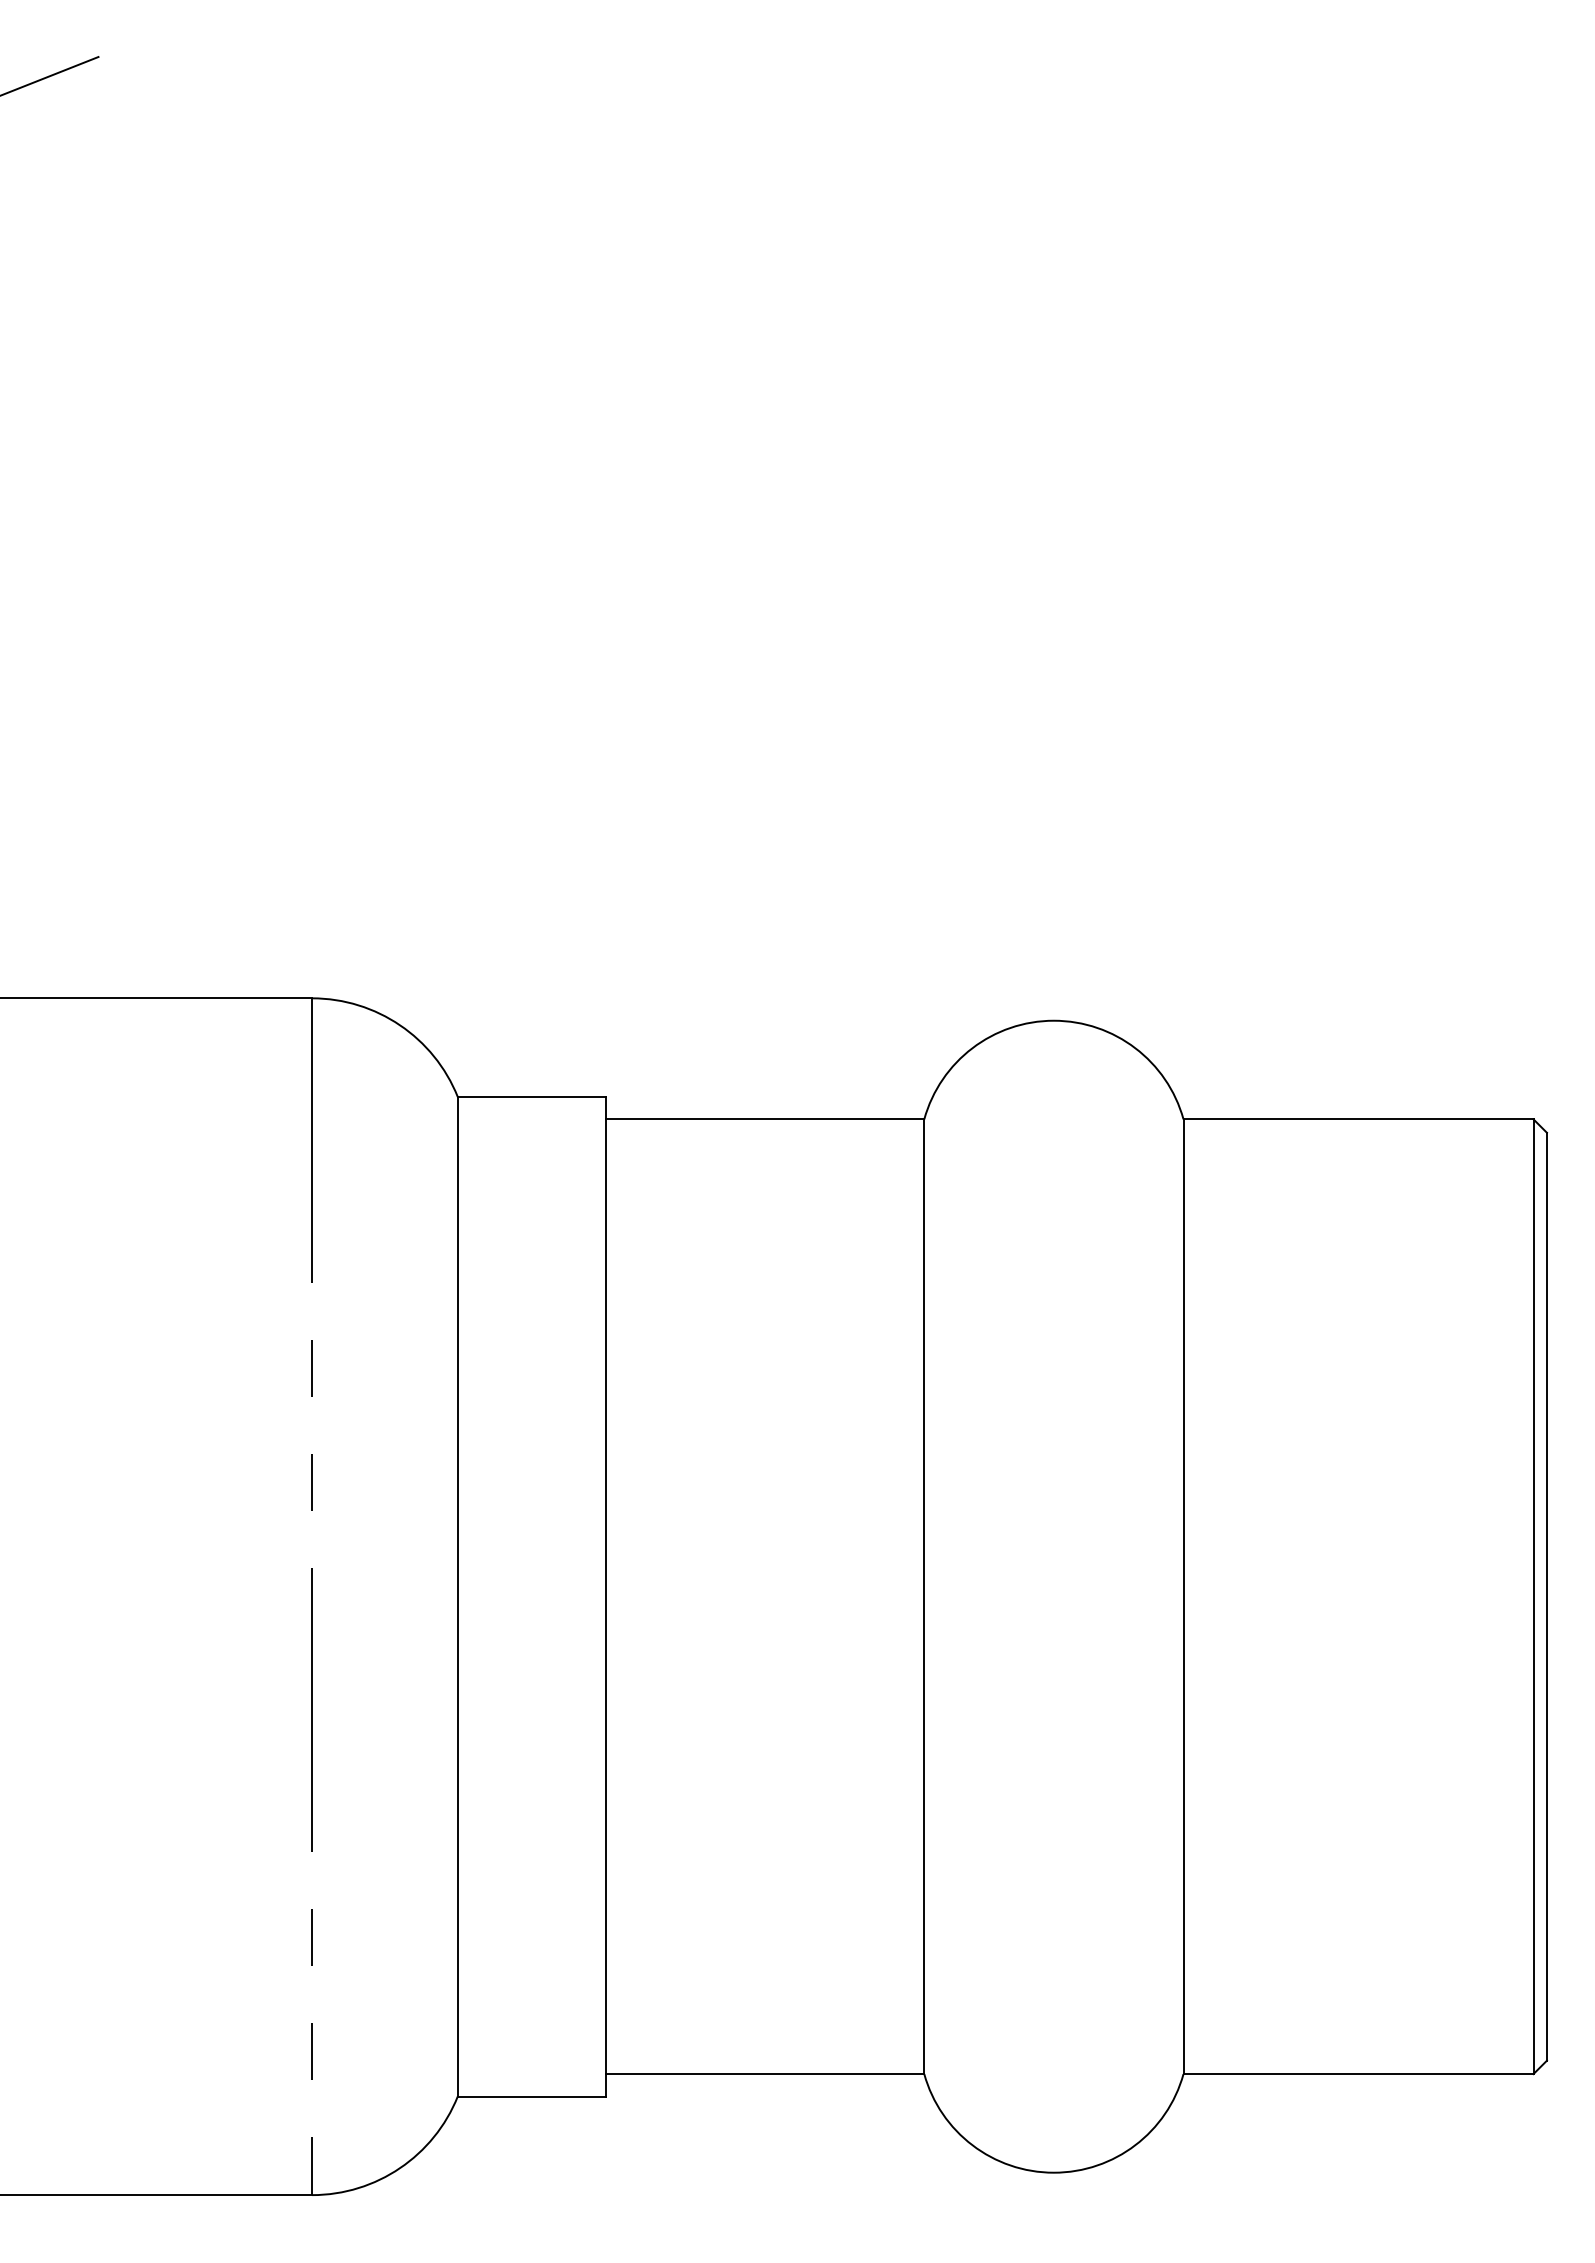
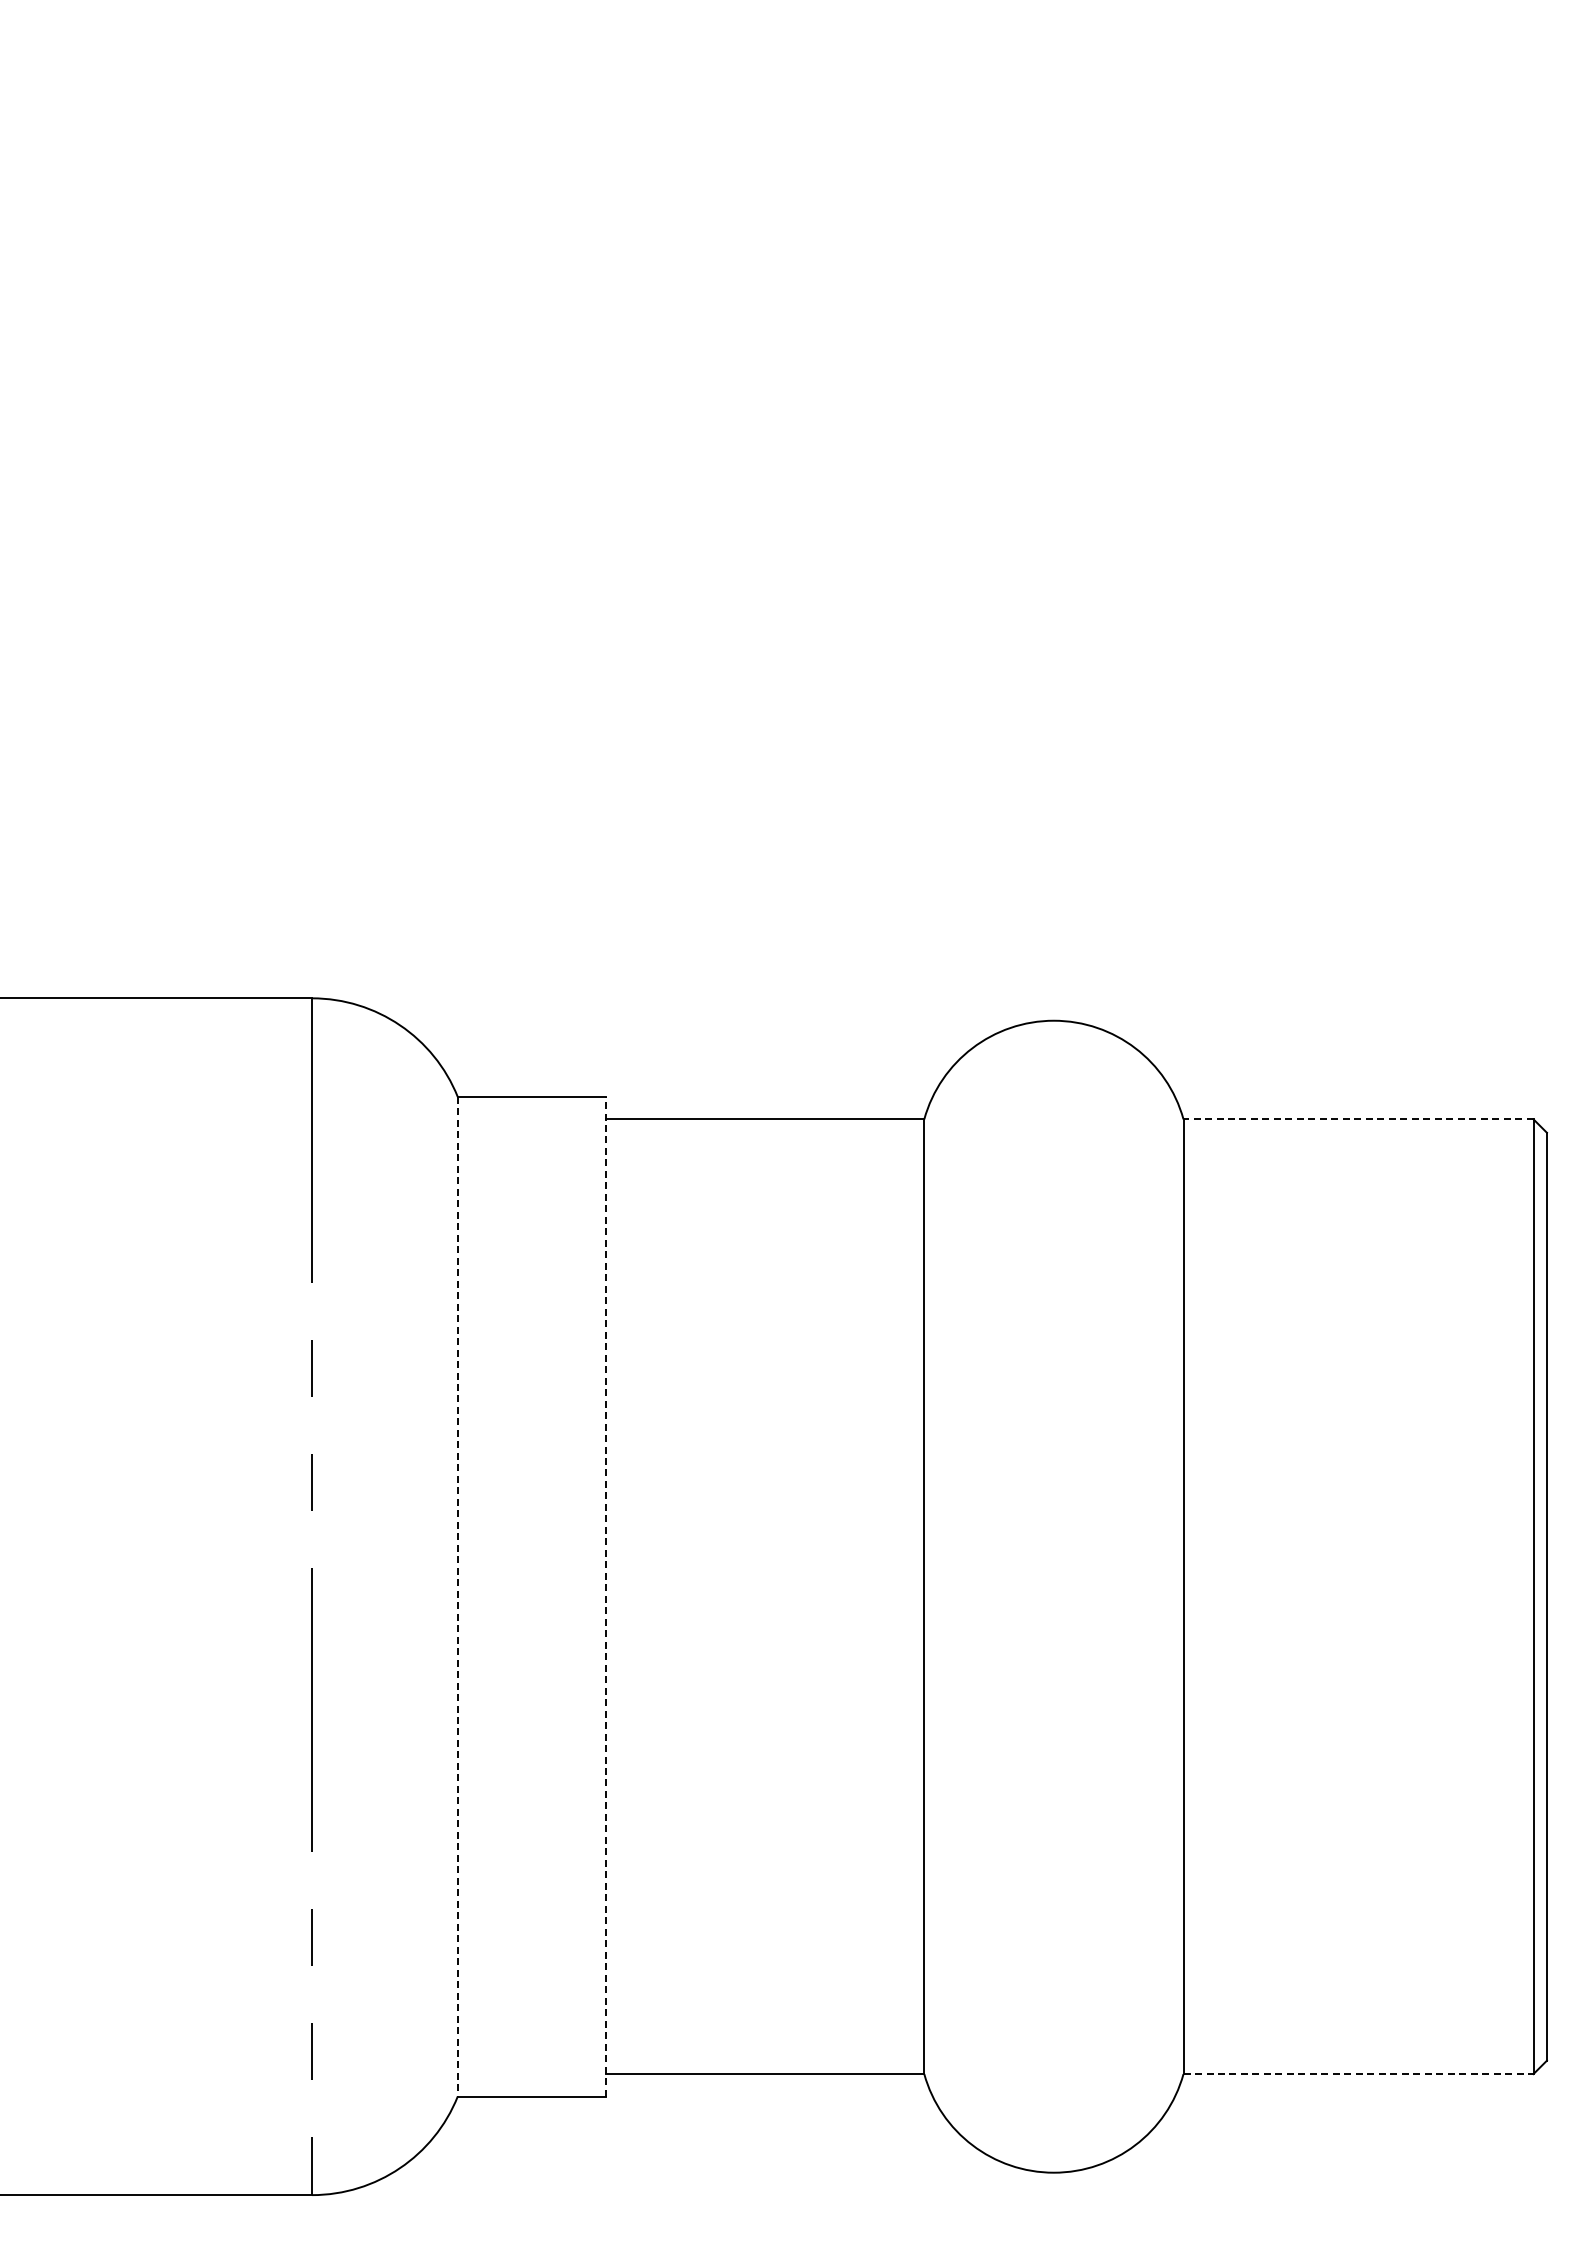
line: present -> none (50, 75)
line: solid -> dashed (1358, 1119)
line: solid -> dashed (457, 1596)
line: solid -> dashed (605, 1596)
line: solid -> dashed (1358, 2074)
